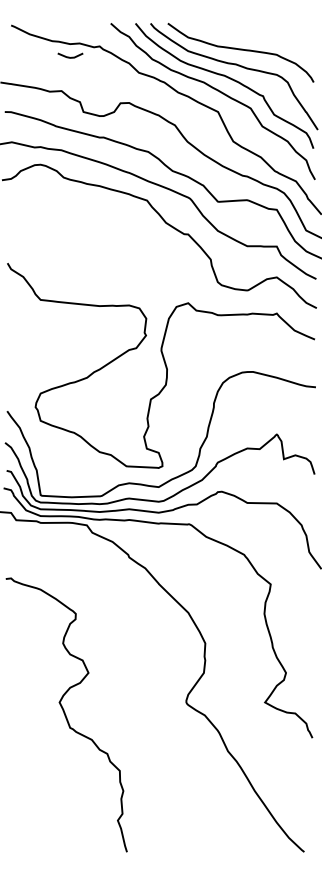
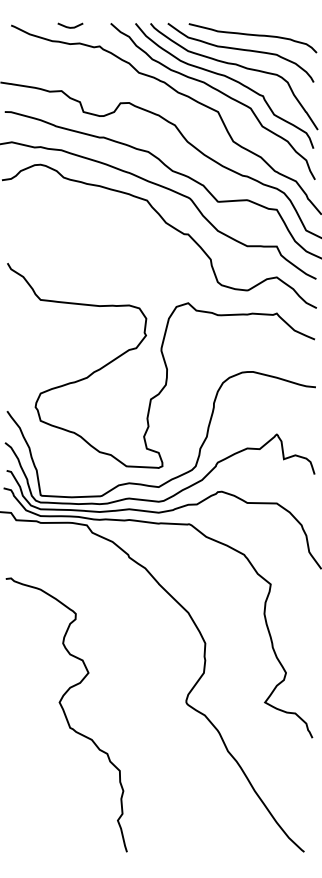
curve: none -> present (252, 35)
line position: (69, 56) -> (69, 26) (69, 26)
